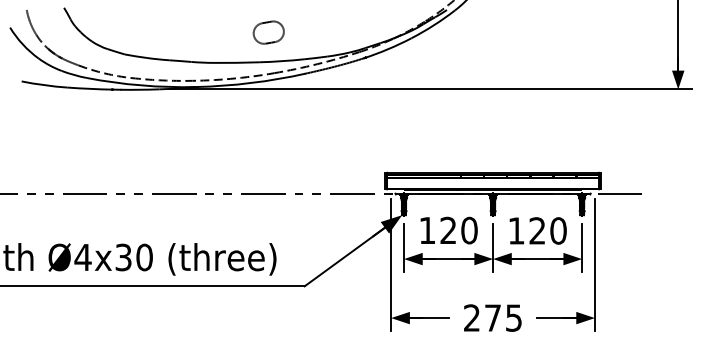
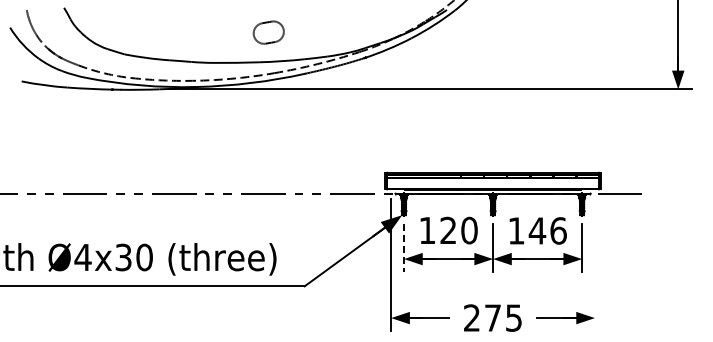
text: 120 -> 146 (547, 230)
line: solid -> dashed (404, 248)
line: present -> none (594, 264)
